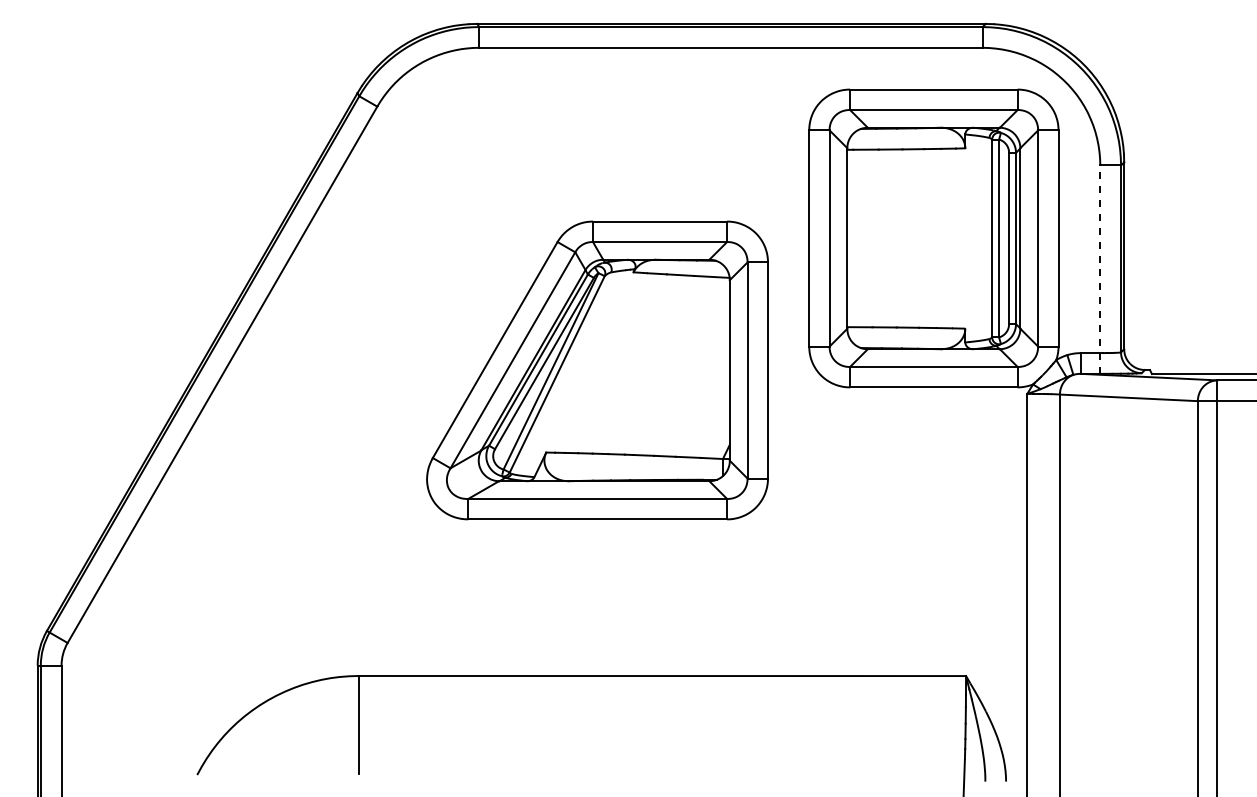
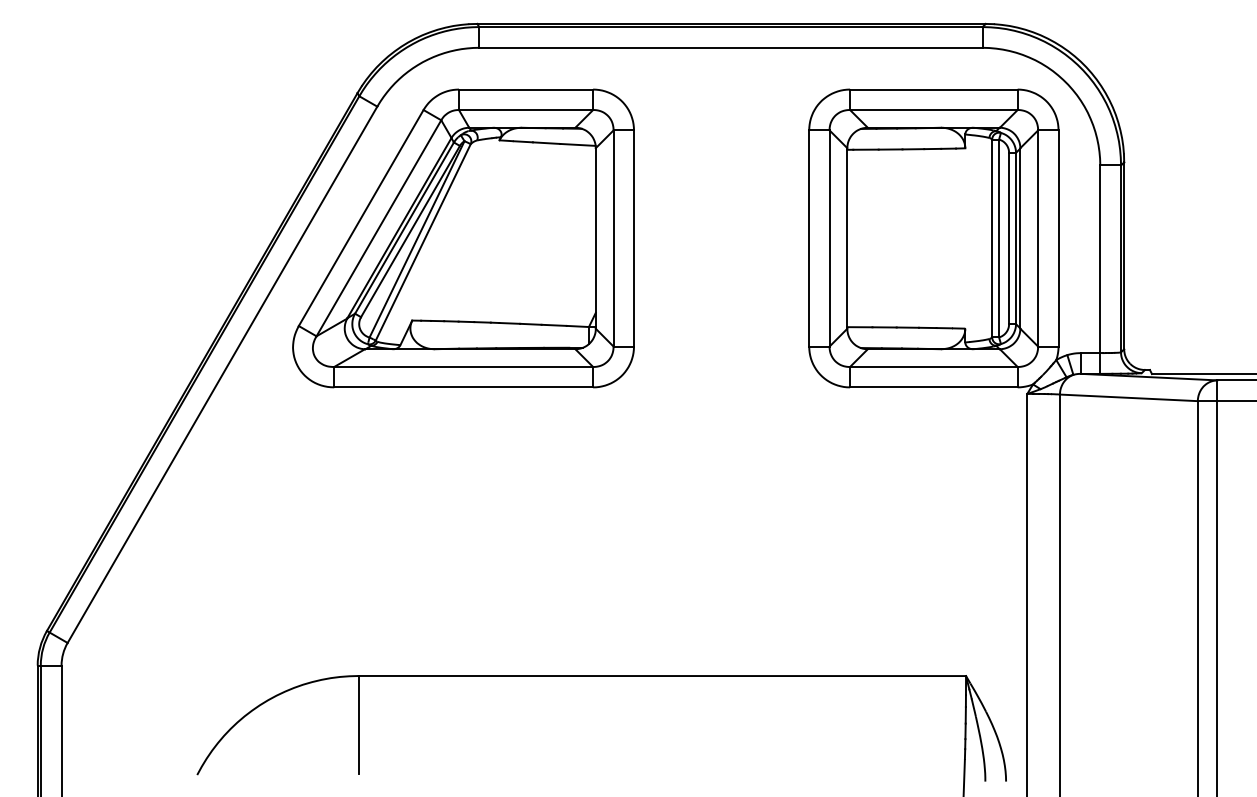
line: dashed -> solid (1100, 269)
part position: (597, 370) -> (463, 238) (463, 238)
